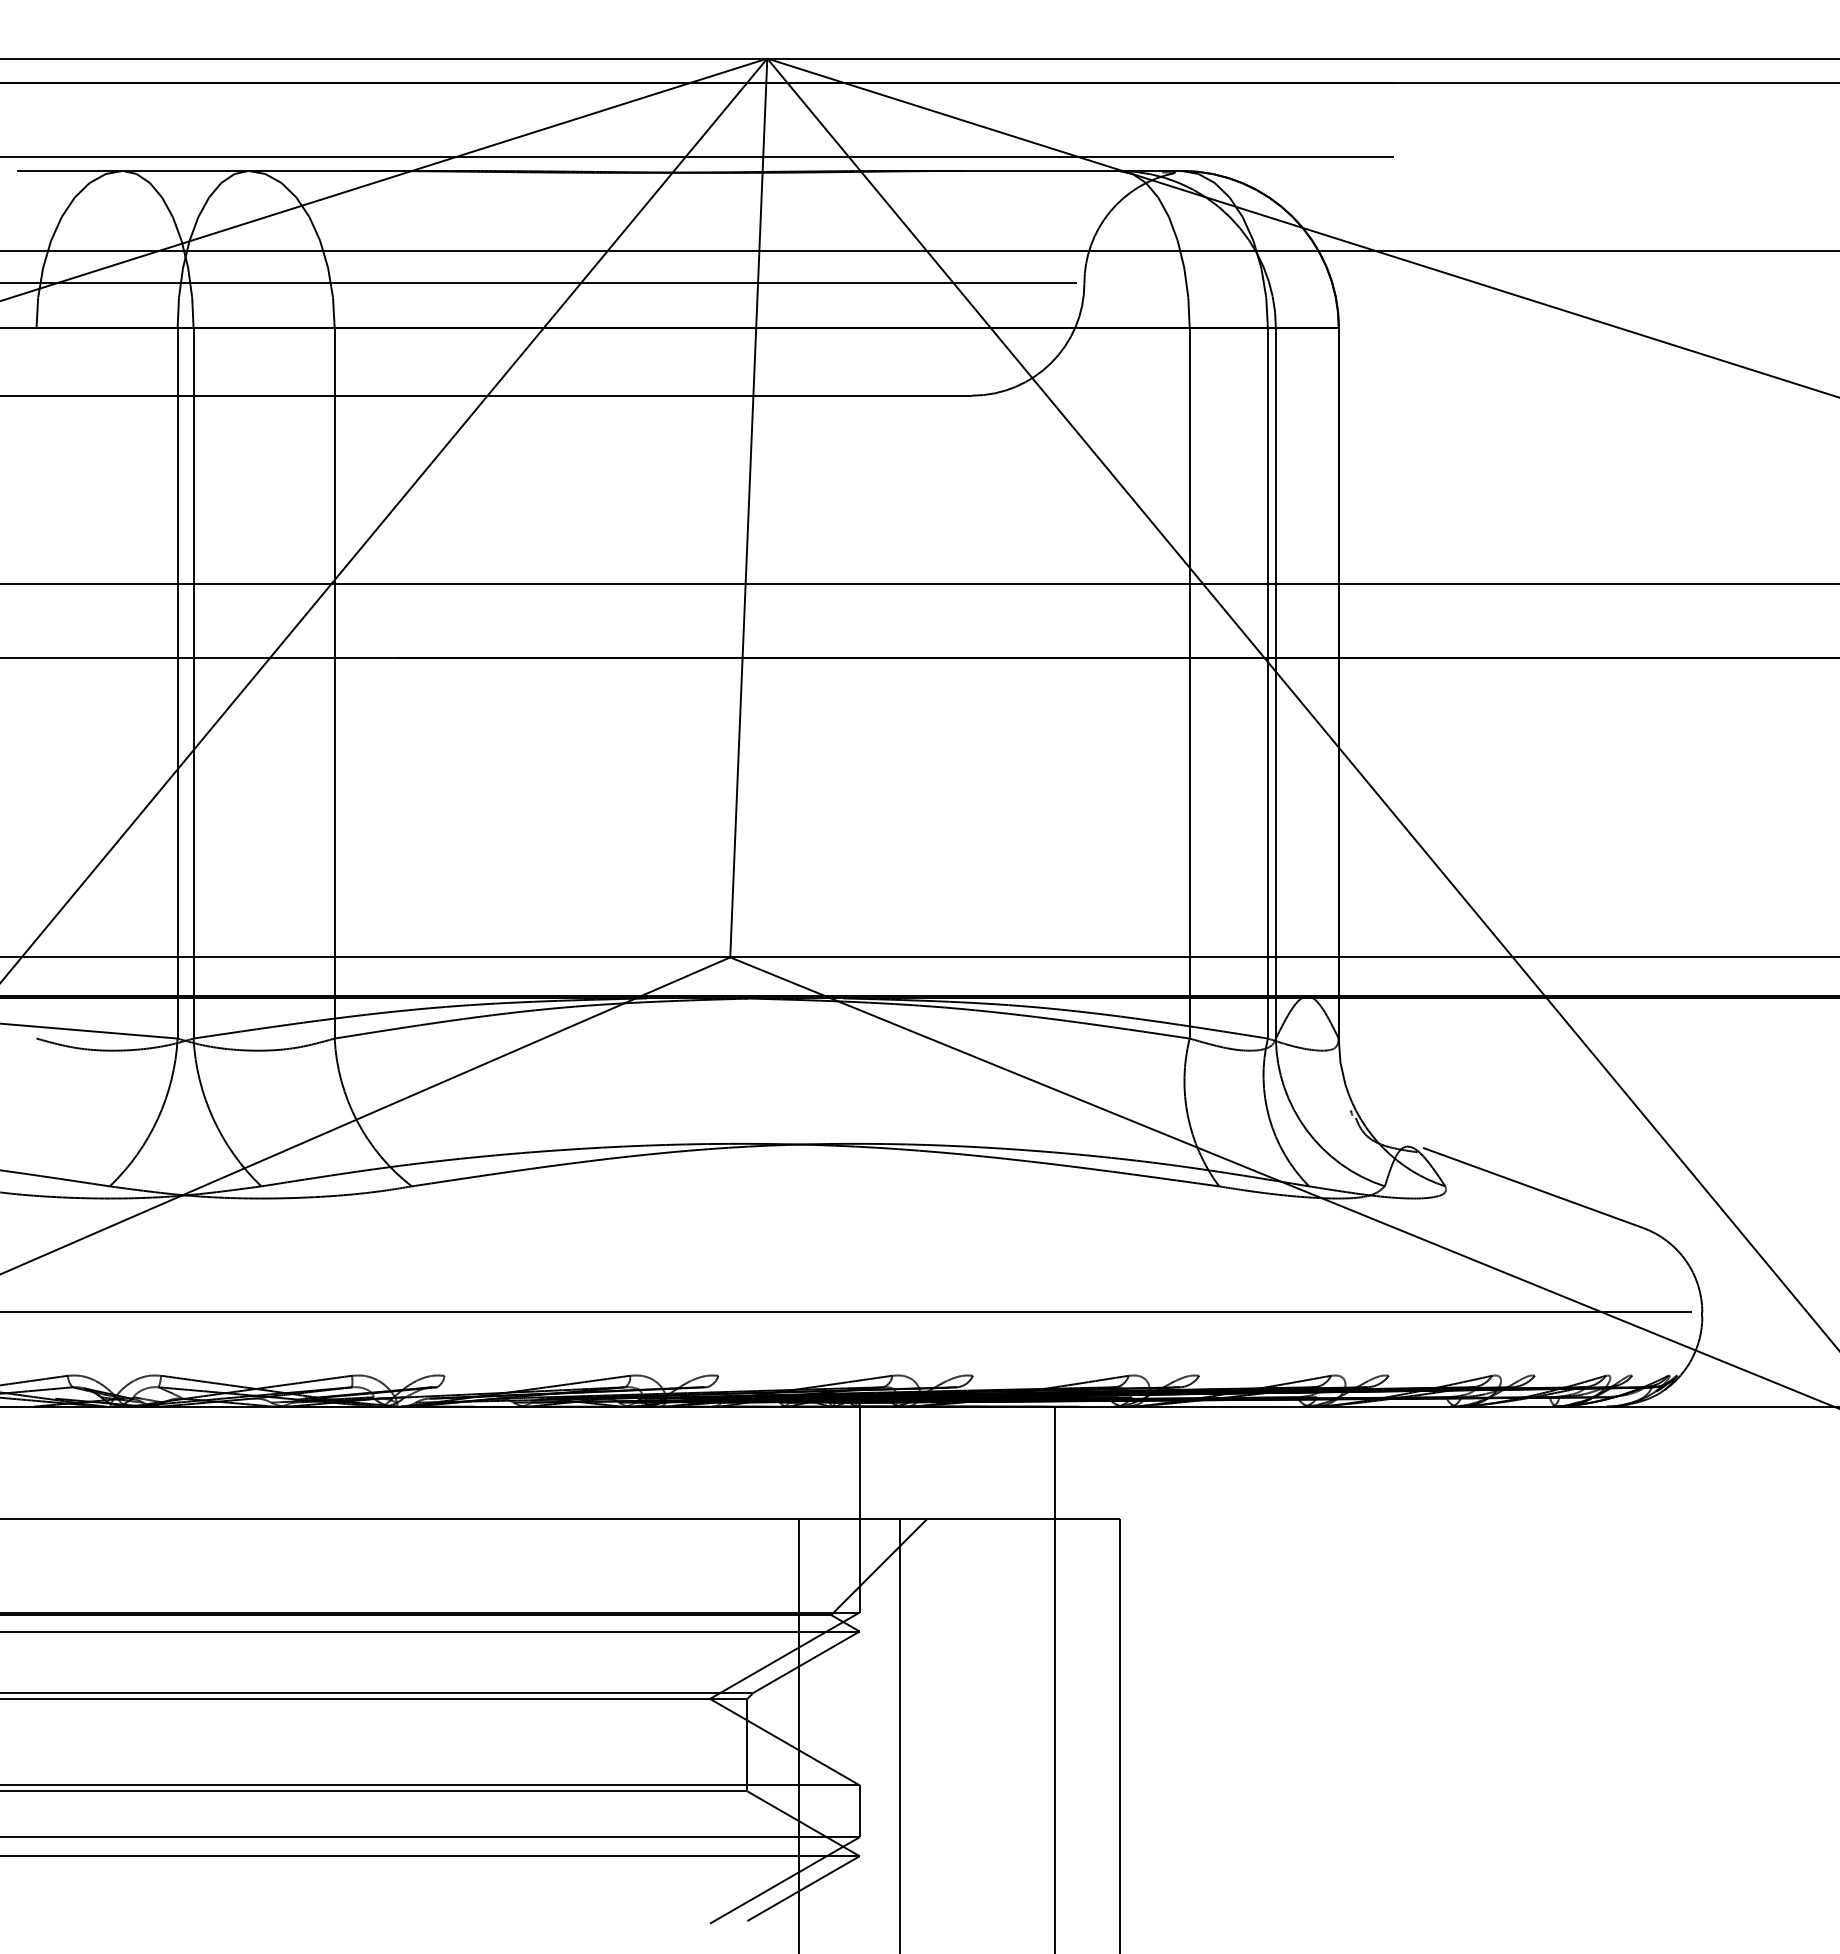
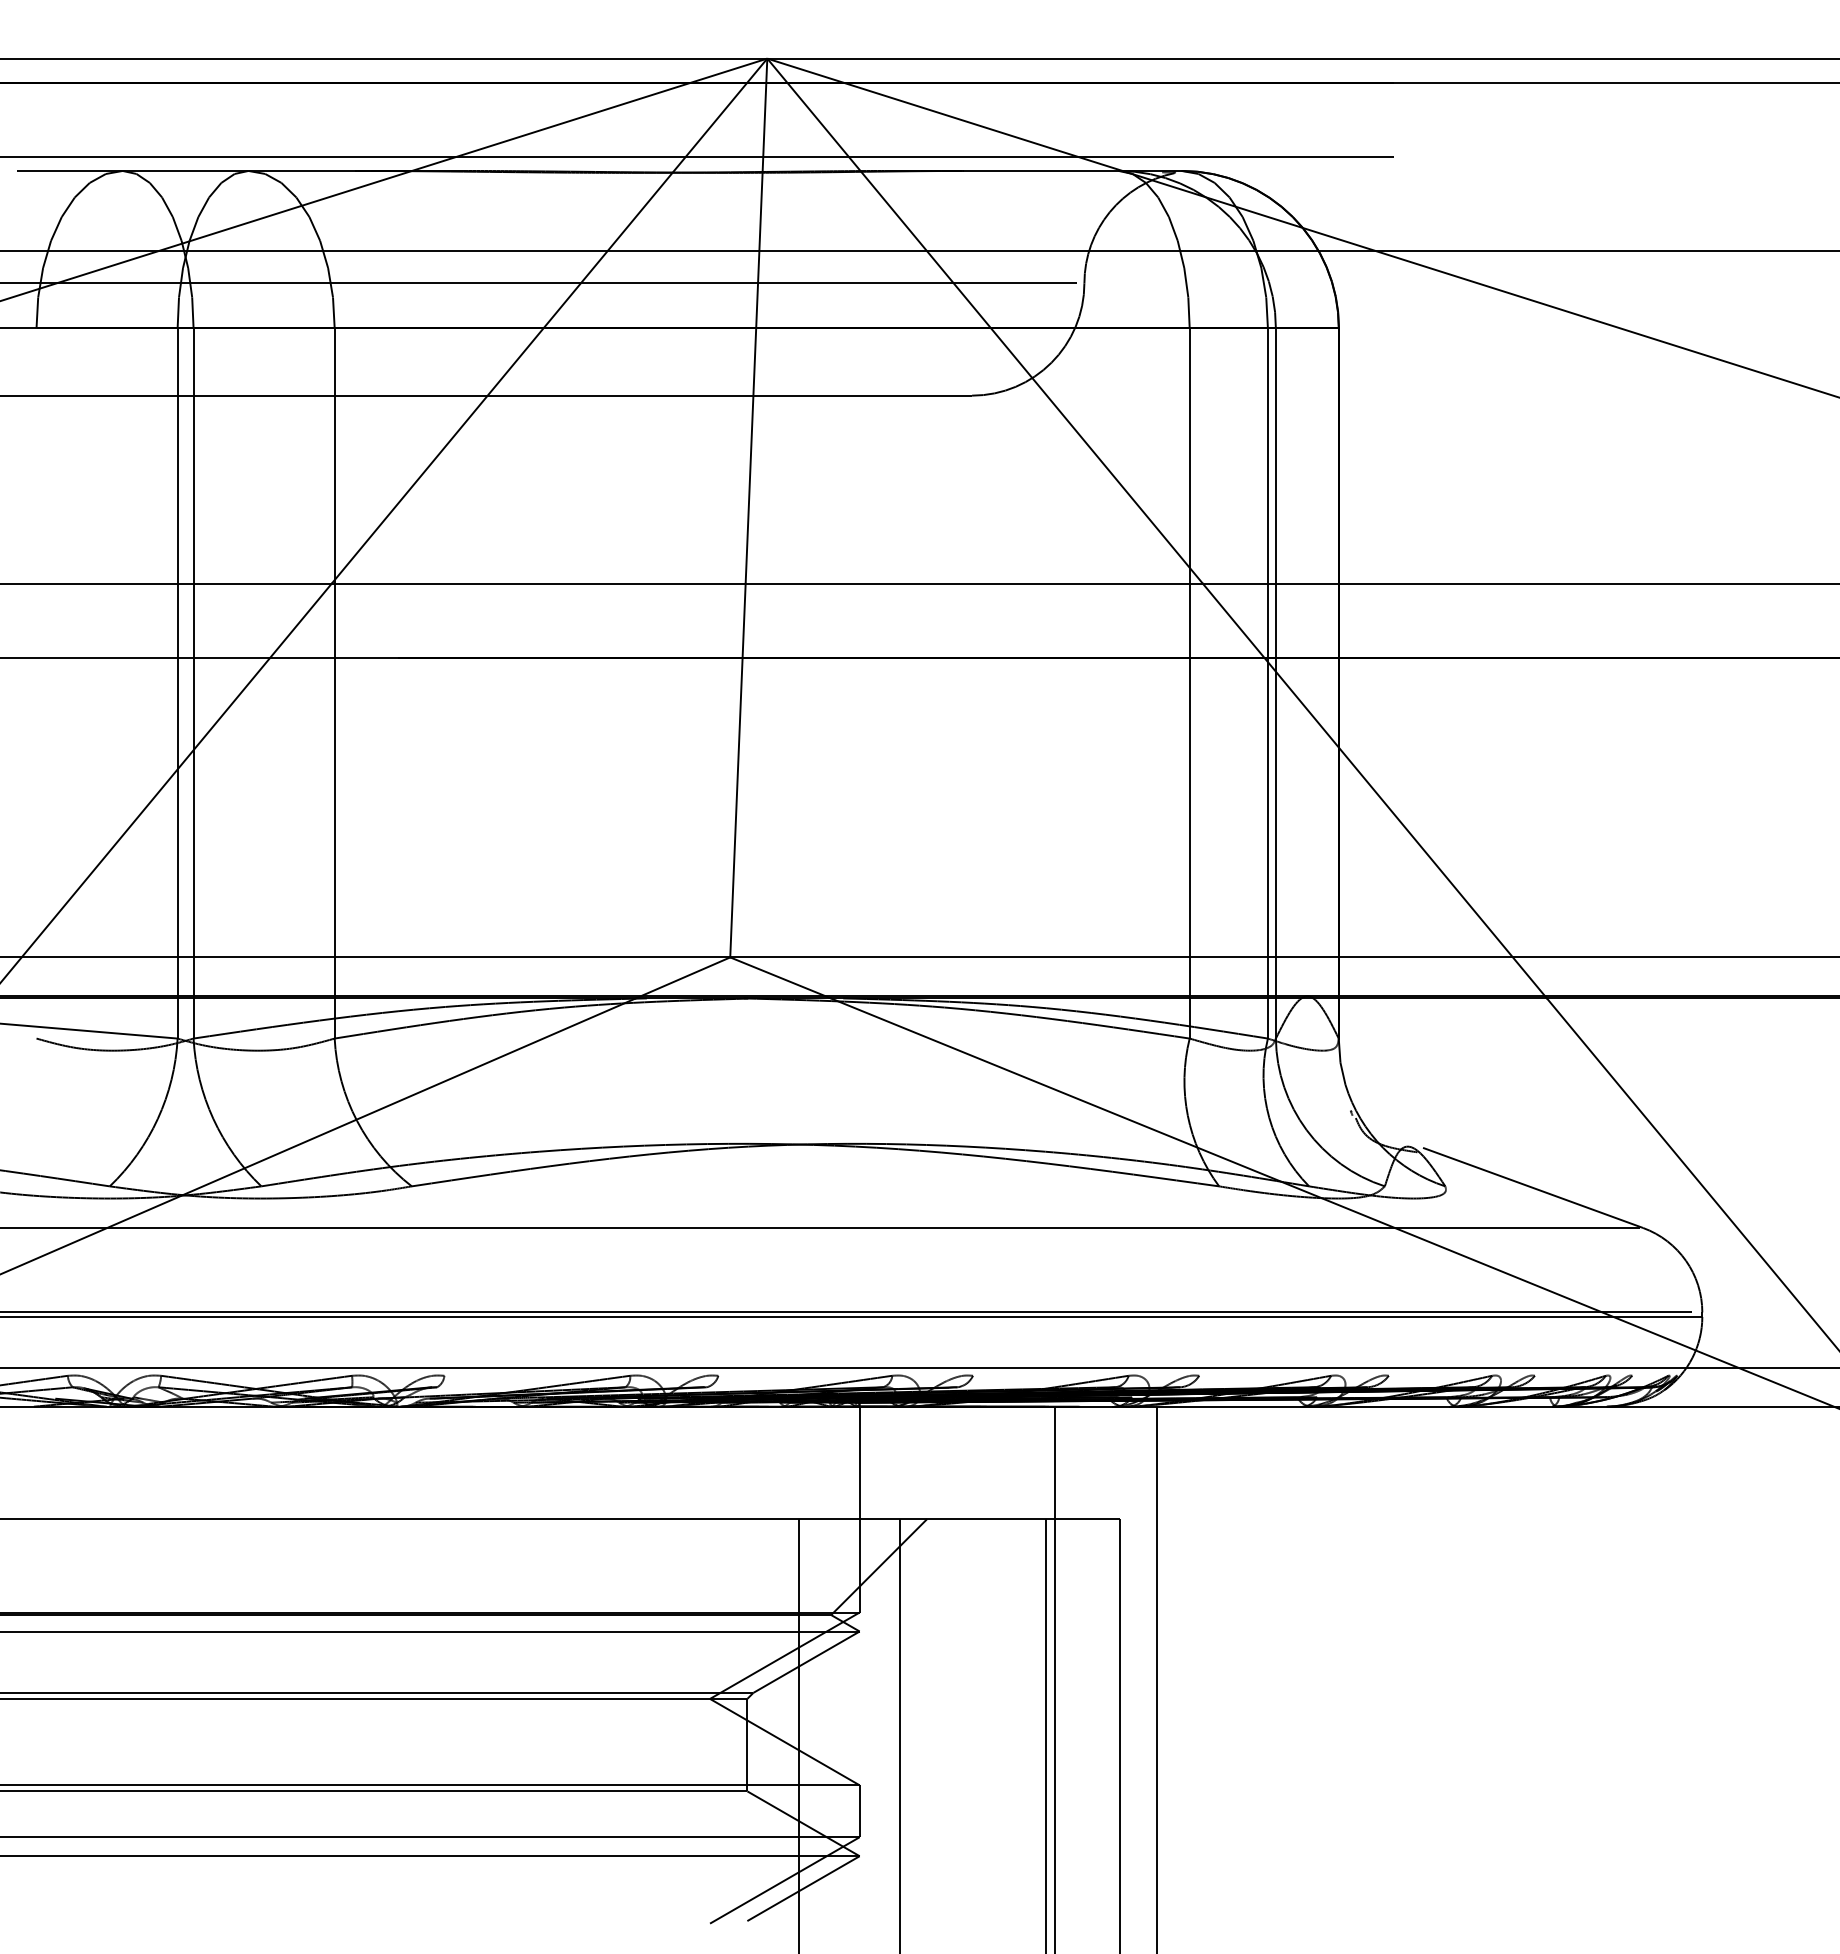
line: none -> present (821, 1228)
line: none -> present (852, 1316)
line: none -> present (919, 1368)
line: none -> present (1157, 1678)
line: none -> present (1045, 1734)
